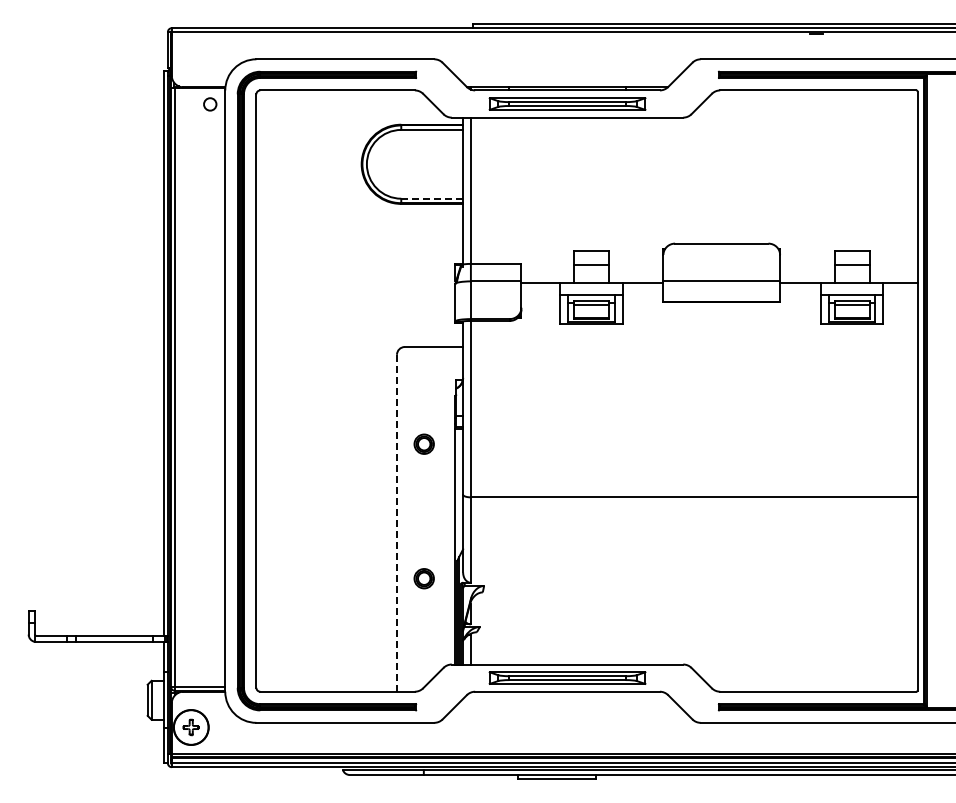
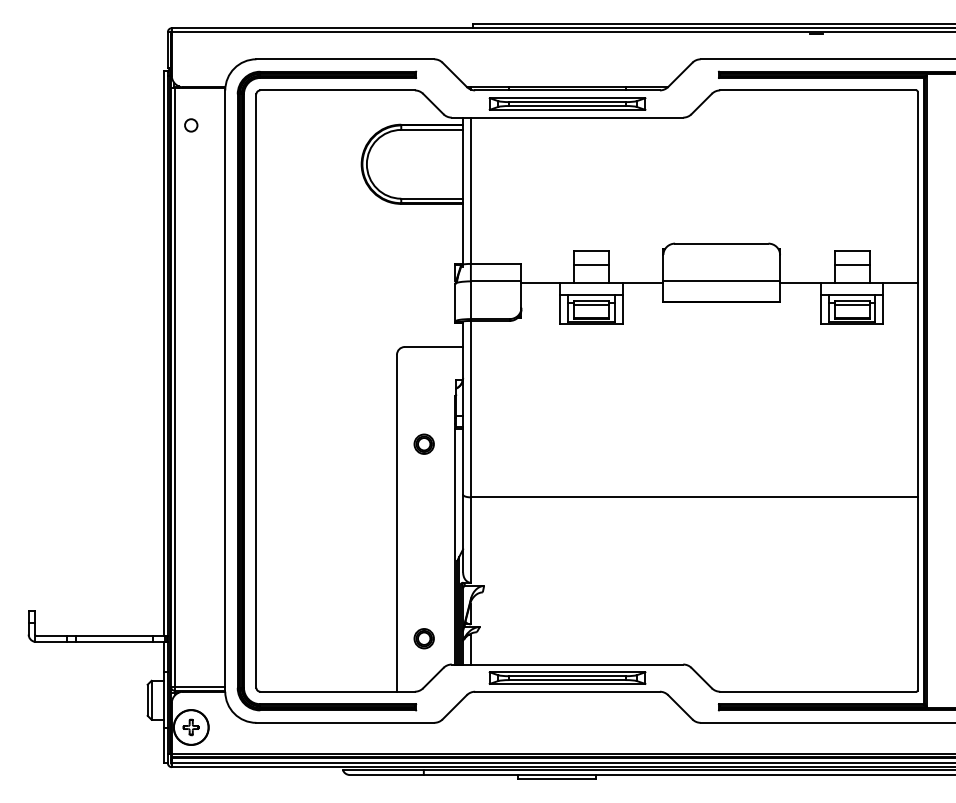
circle position: (210, 104) -> (191, 125) (191, 125)
line: dashed -> solid (432, 198)
line: dashed -> solid (397, 523)
part position: (423, 578) -> (423, 638) (423, 638)
